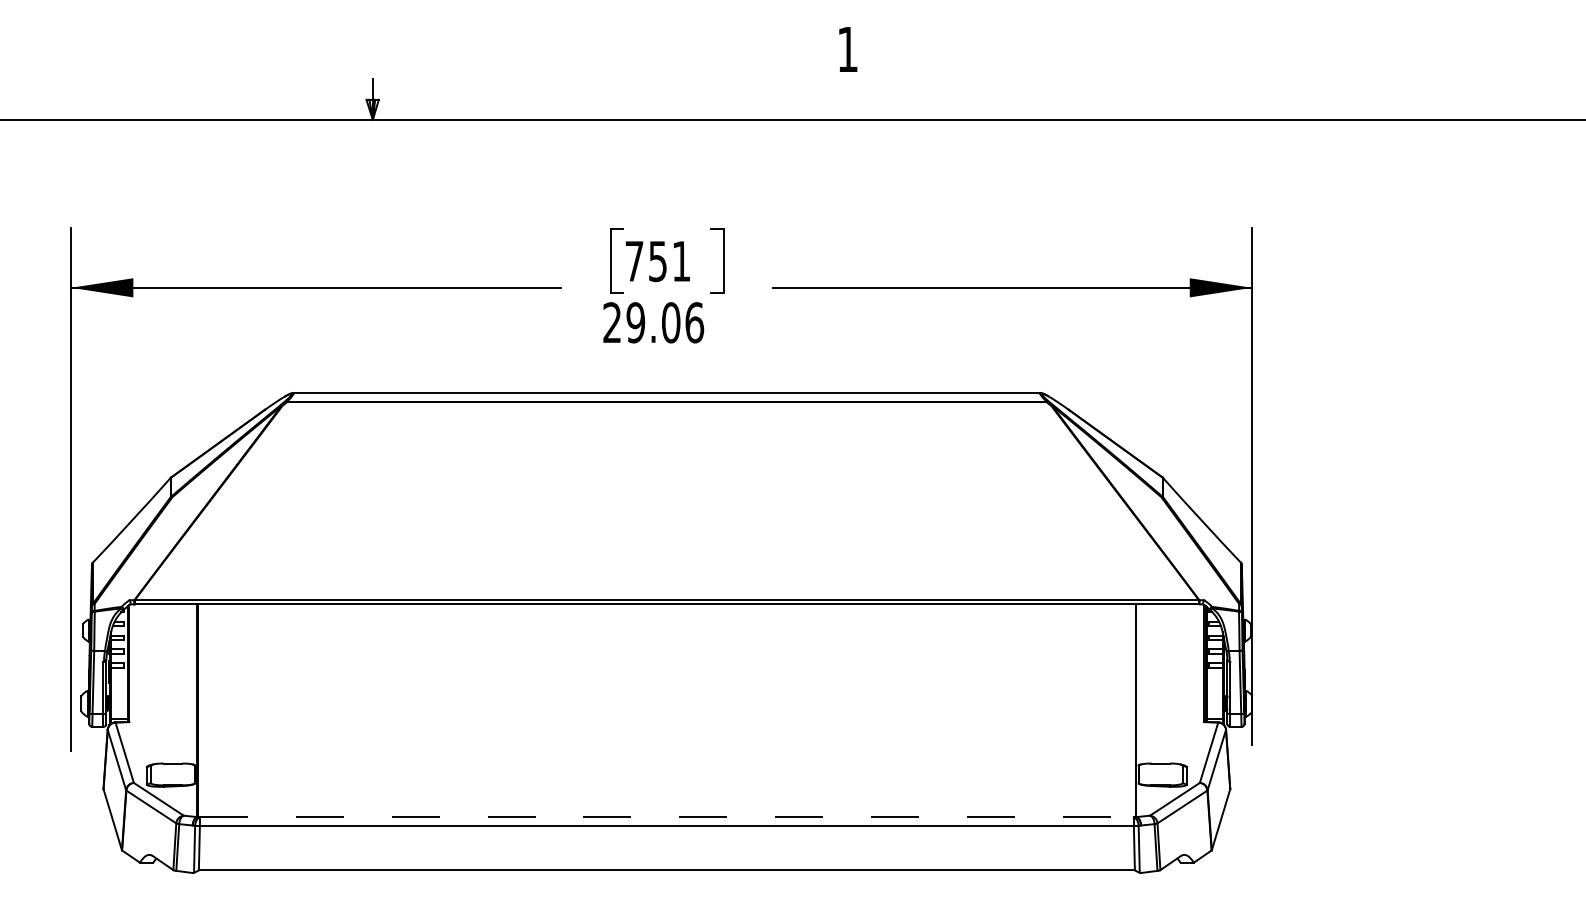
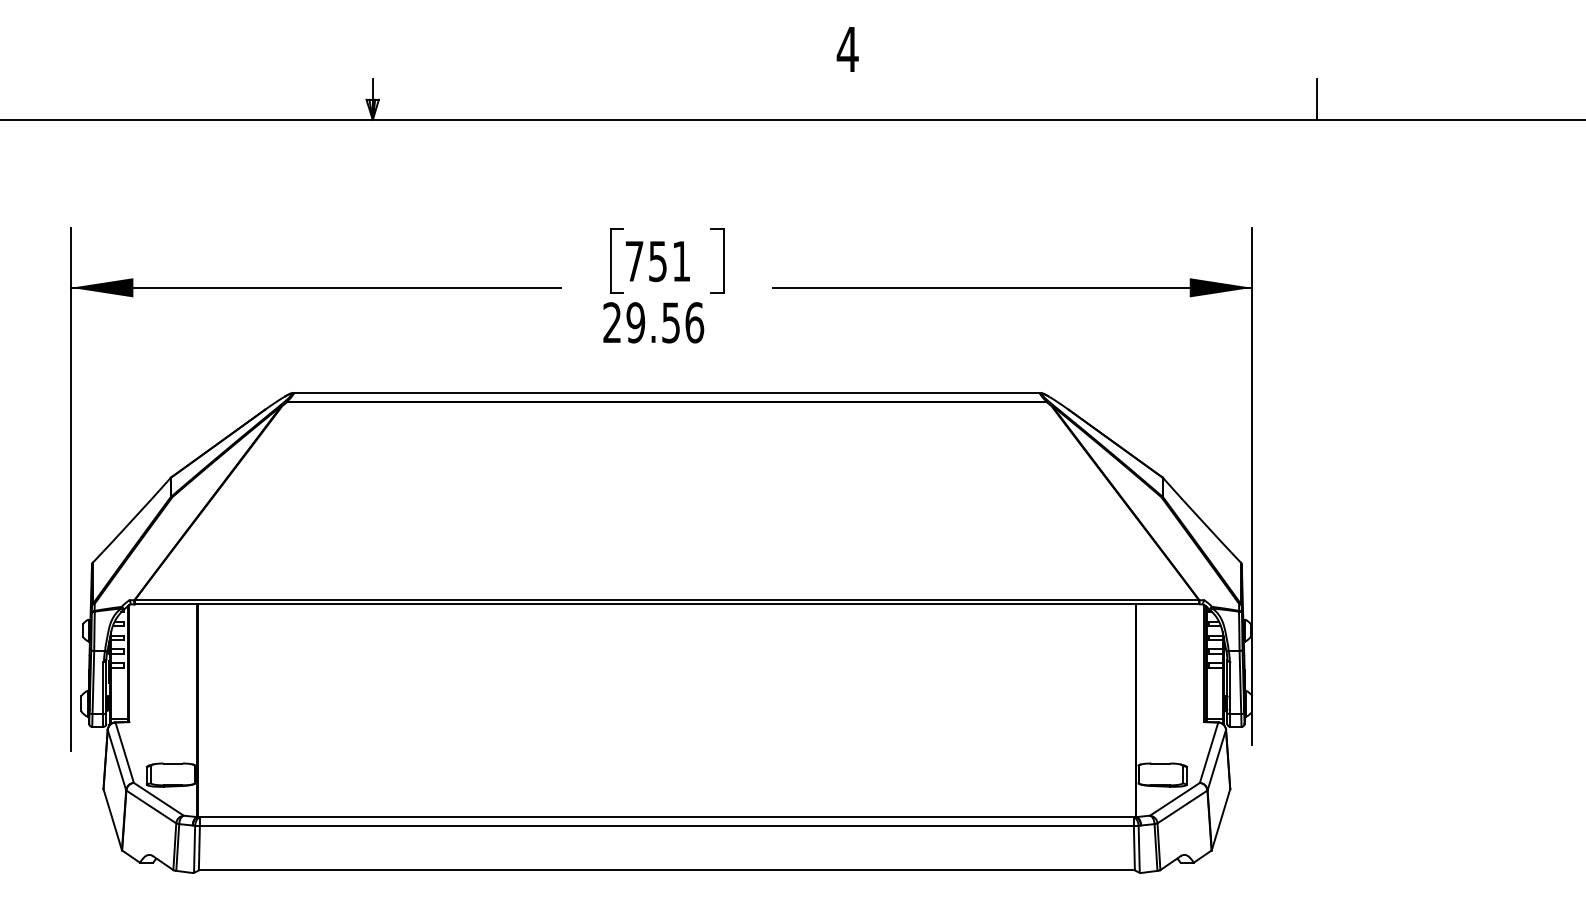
text: 1 -> 4 (847, 49)
line: none -> present (1316, 99)
text: 29.06 -> 29.56 (671, 322)
line: dashed -> solid (666, 817)
